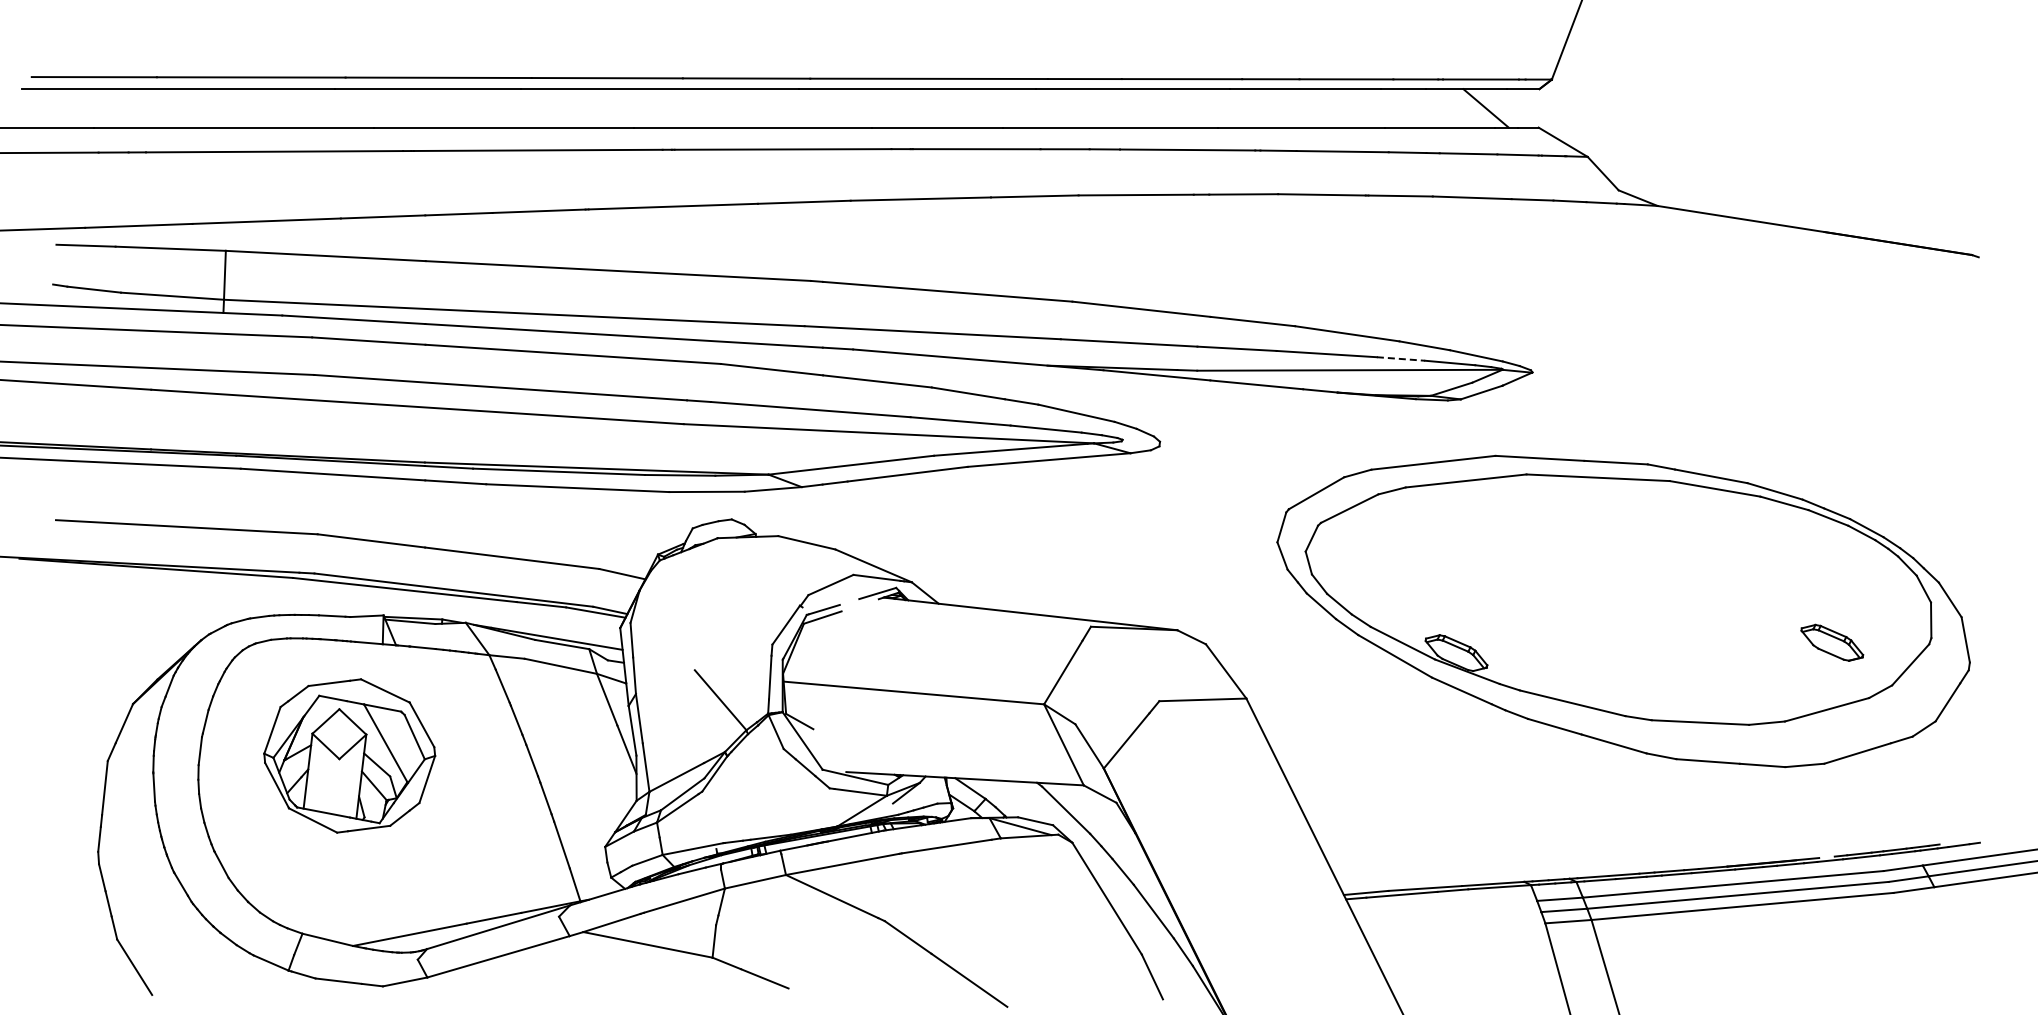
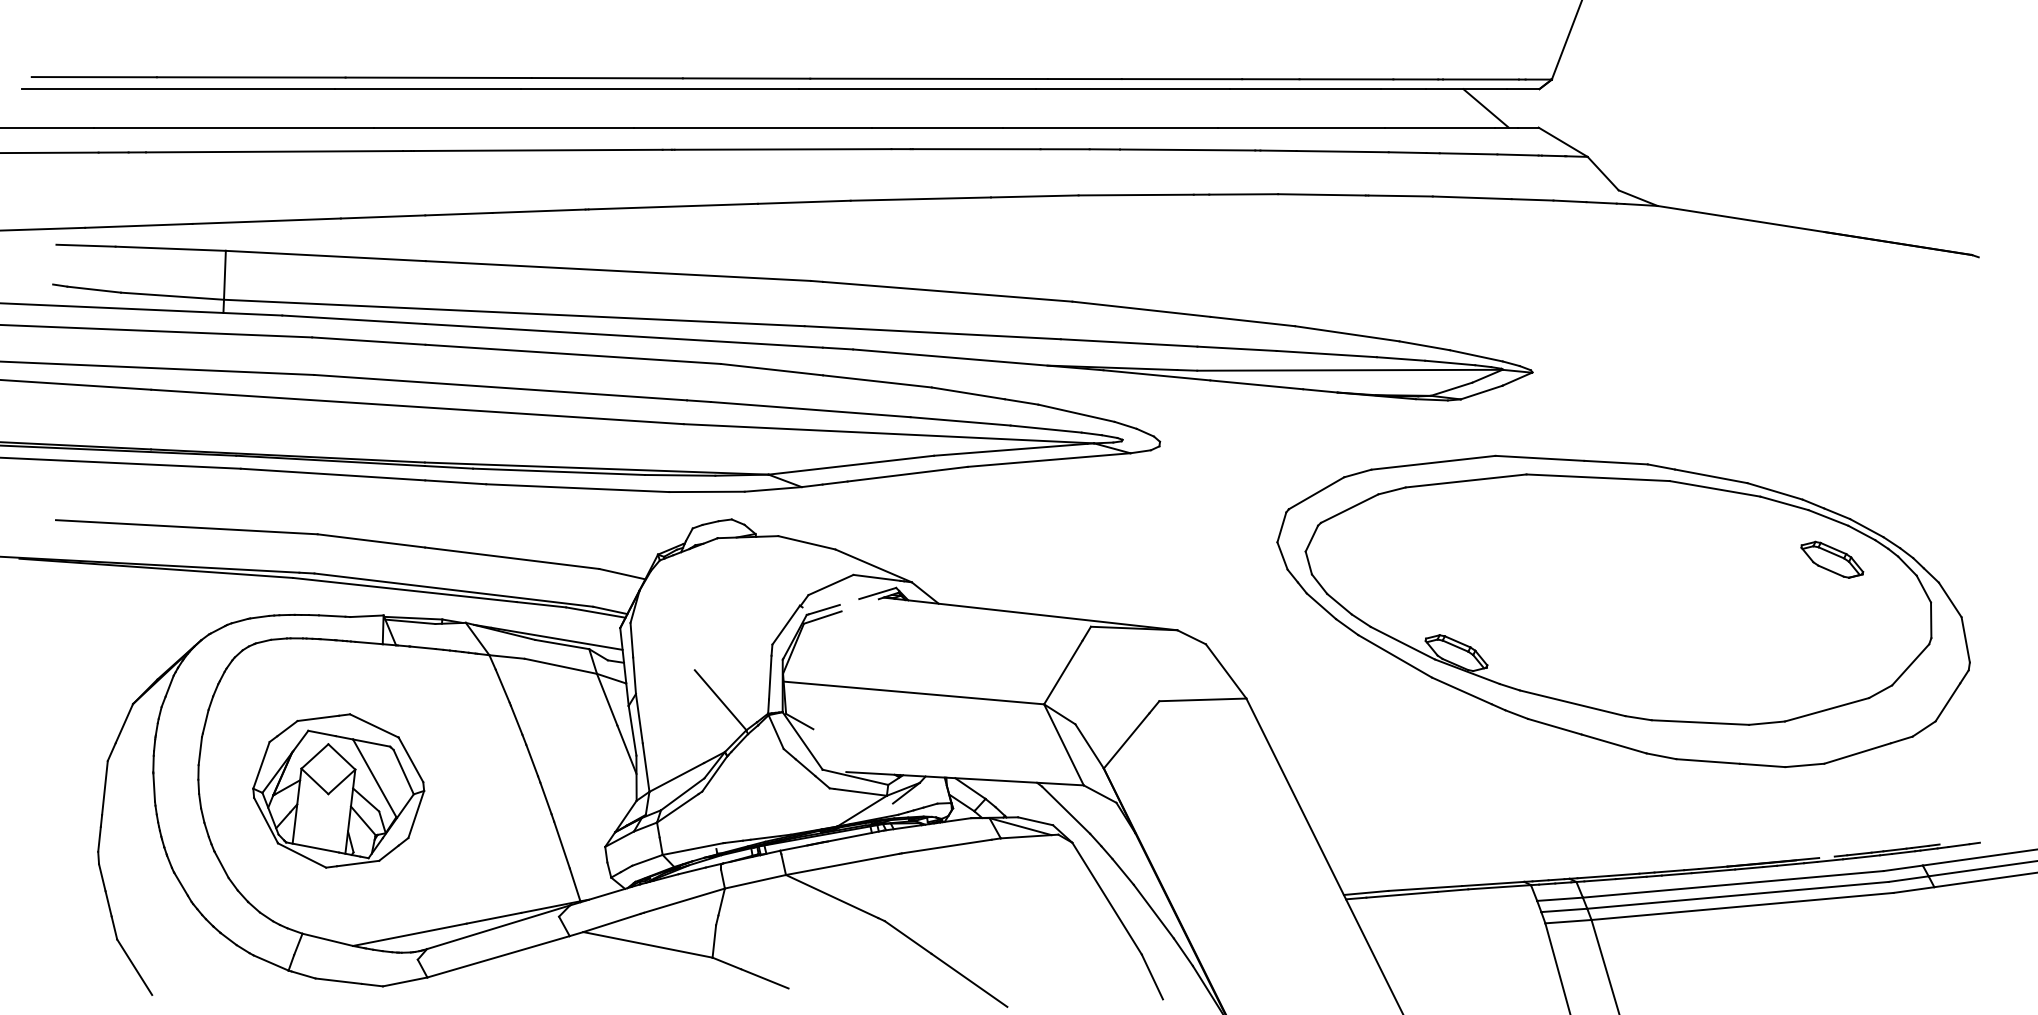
line: dashed -> solid (1401, 359)
part position: (1832, 642) -> (1832, 559) (1832, 559)
part position: (349, 755) -> (338, 790) (338, 790)
